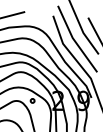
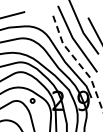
line: solid -> dashed (78, 63)
